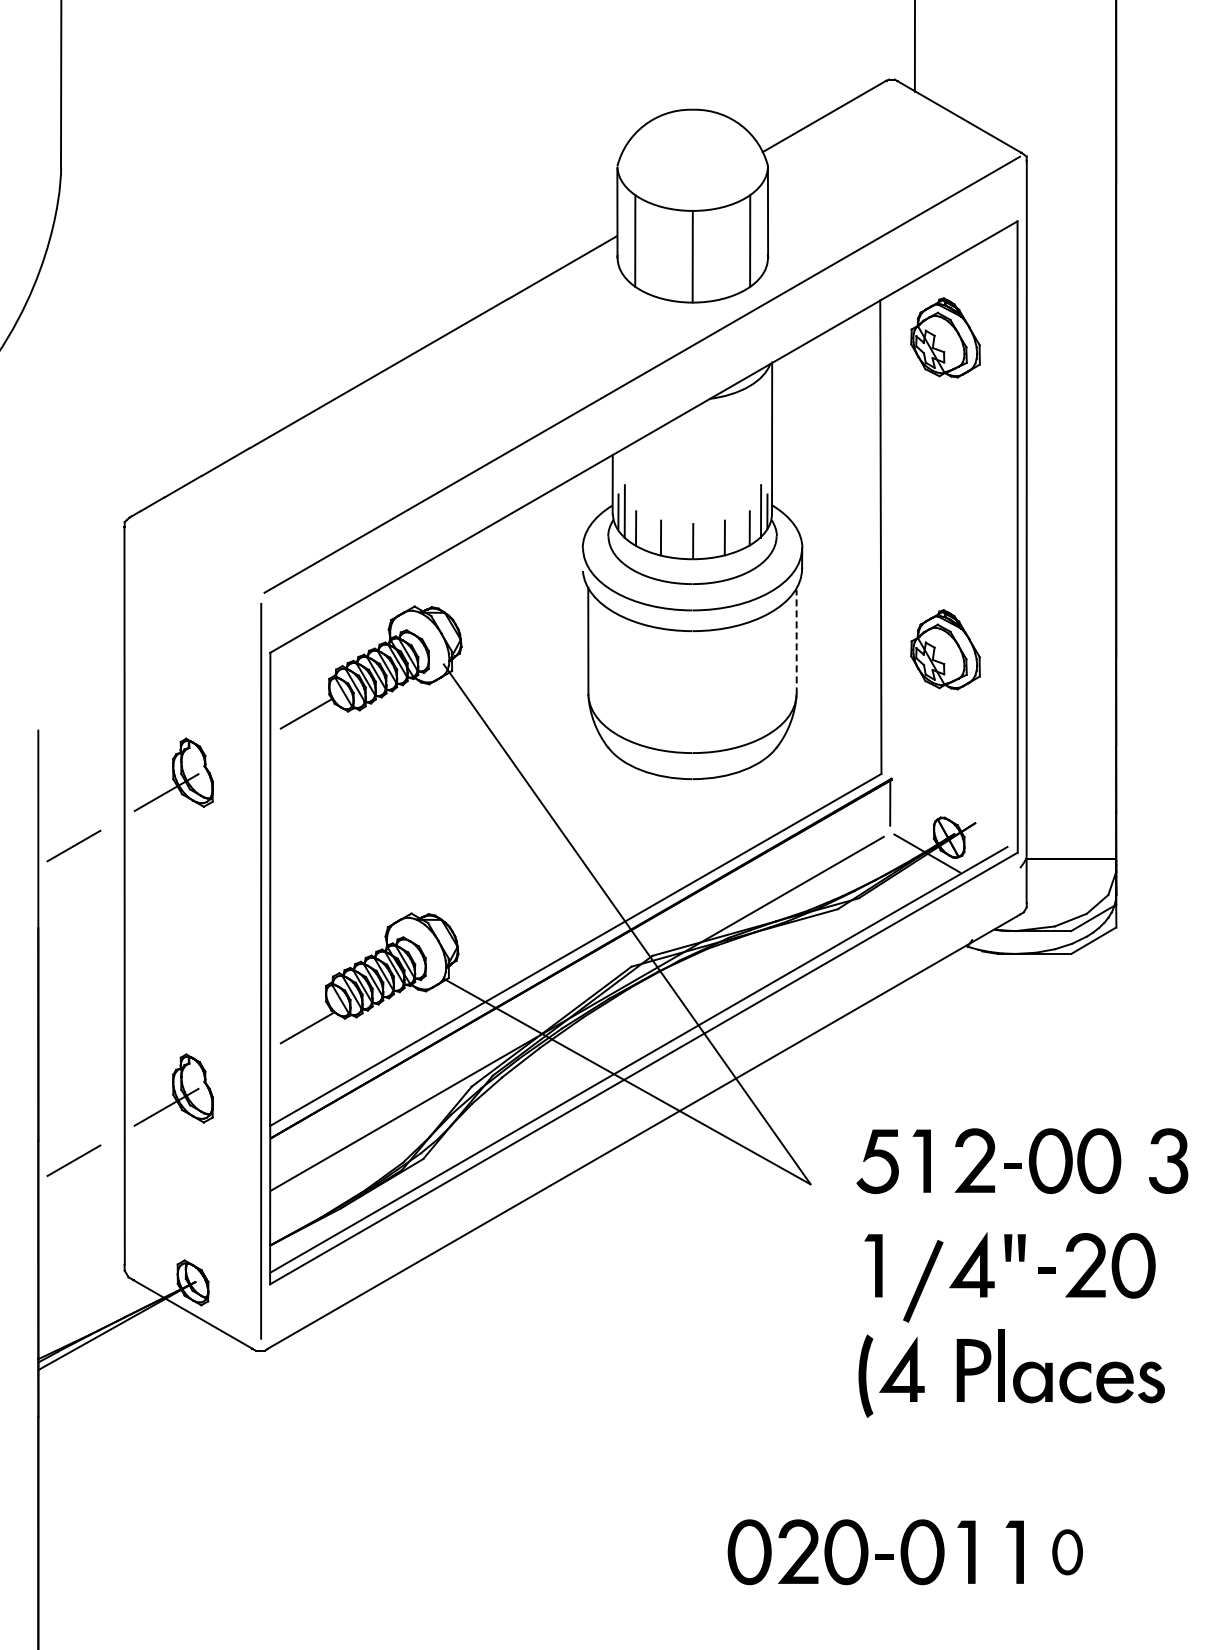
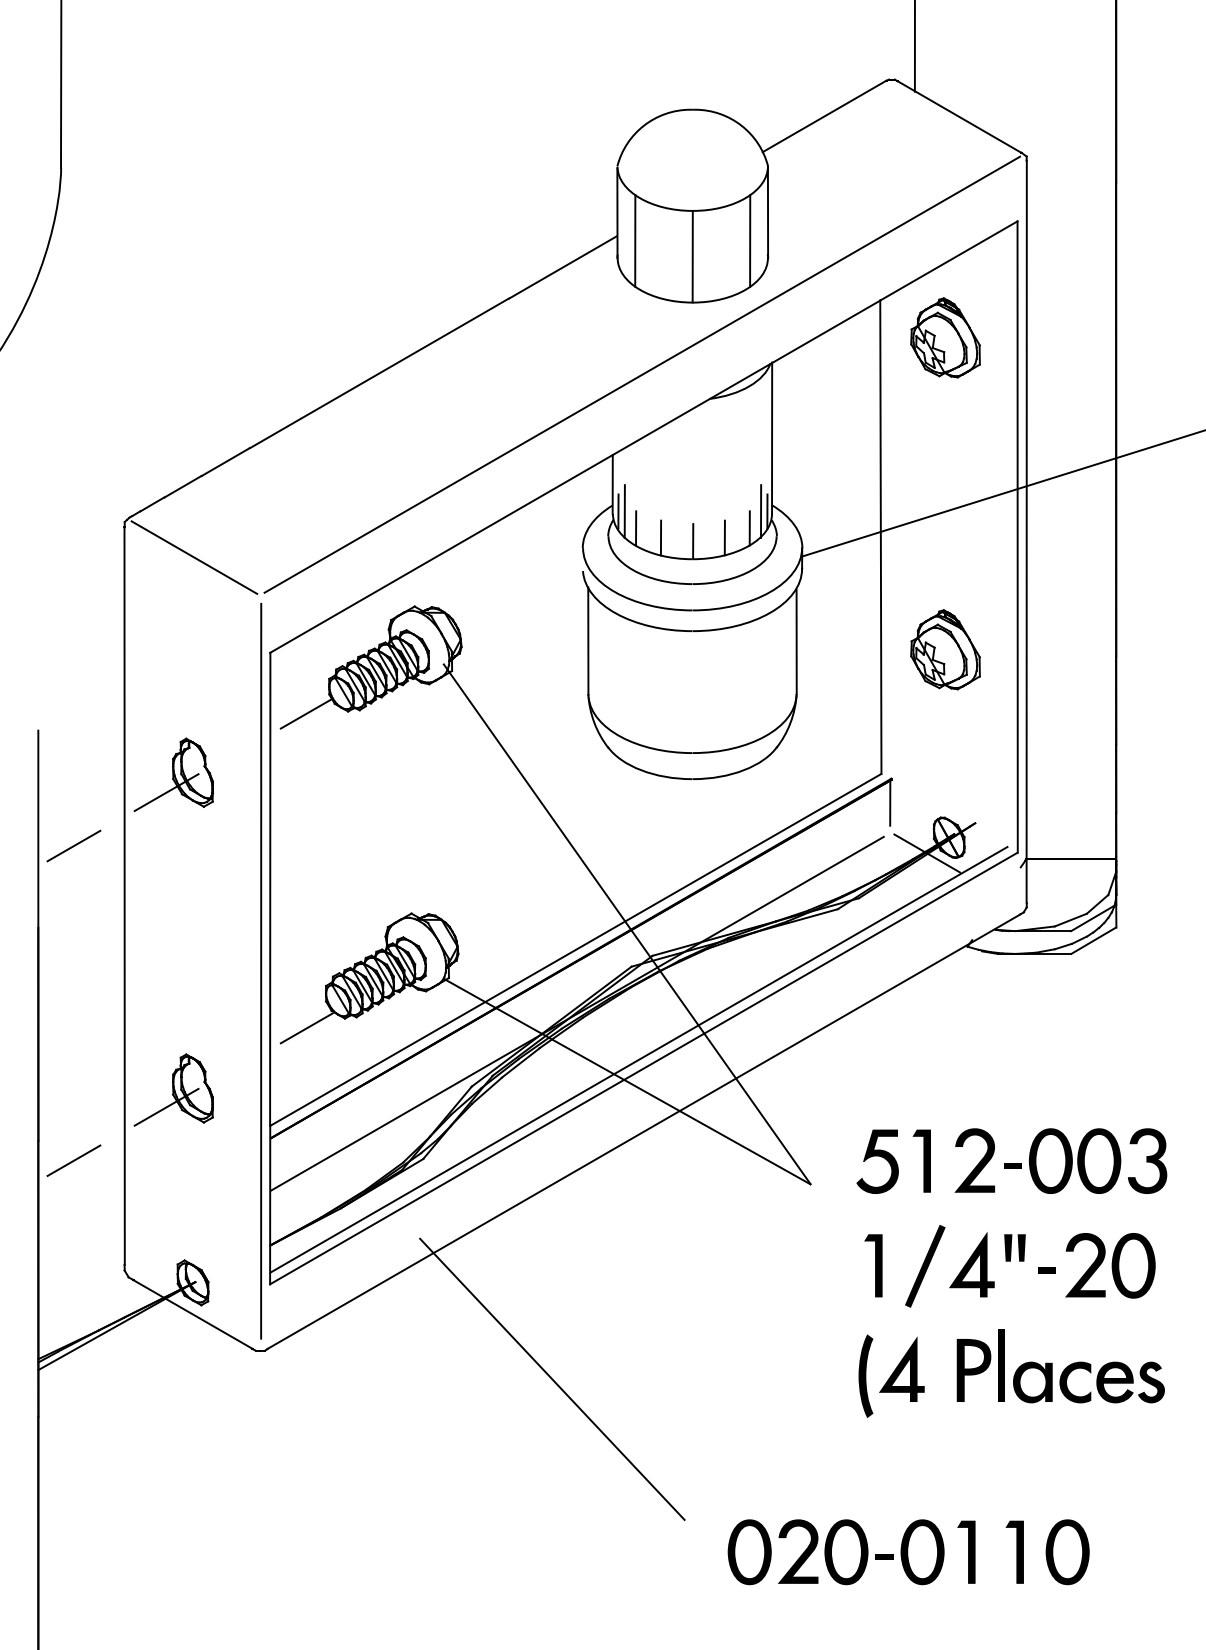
line: none -> present (1002, 493)
line: none -> present (194, 557)
line: dashed -> solid (796, 641)
part position: (1168, 1160) -> (1147, 1160) (1147, 1160)
part position: (923, 1281) -> (925, 1266) (925, 1266)
line: none -> present (552, 1378)
part size: 31x47 px -> 45x67 px (1067, 1552)
